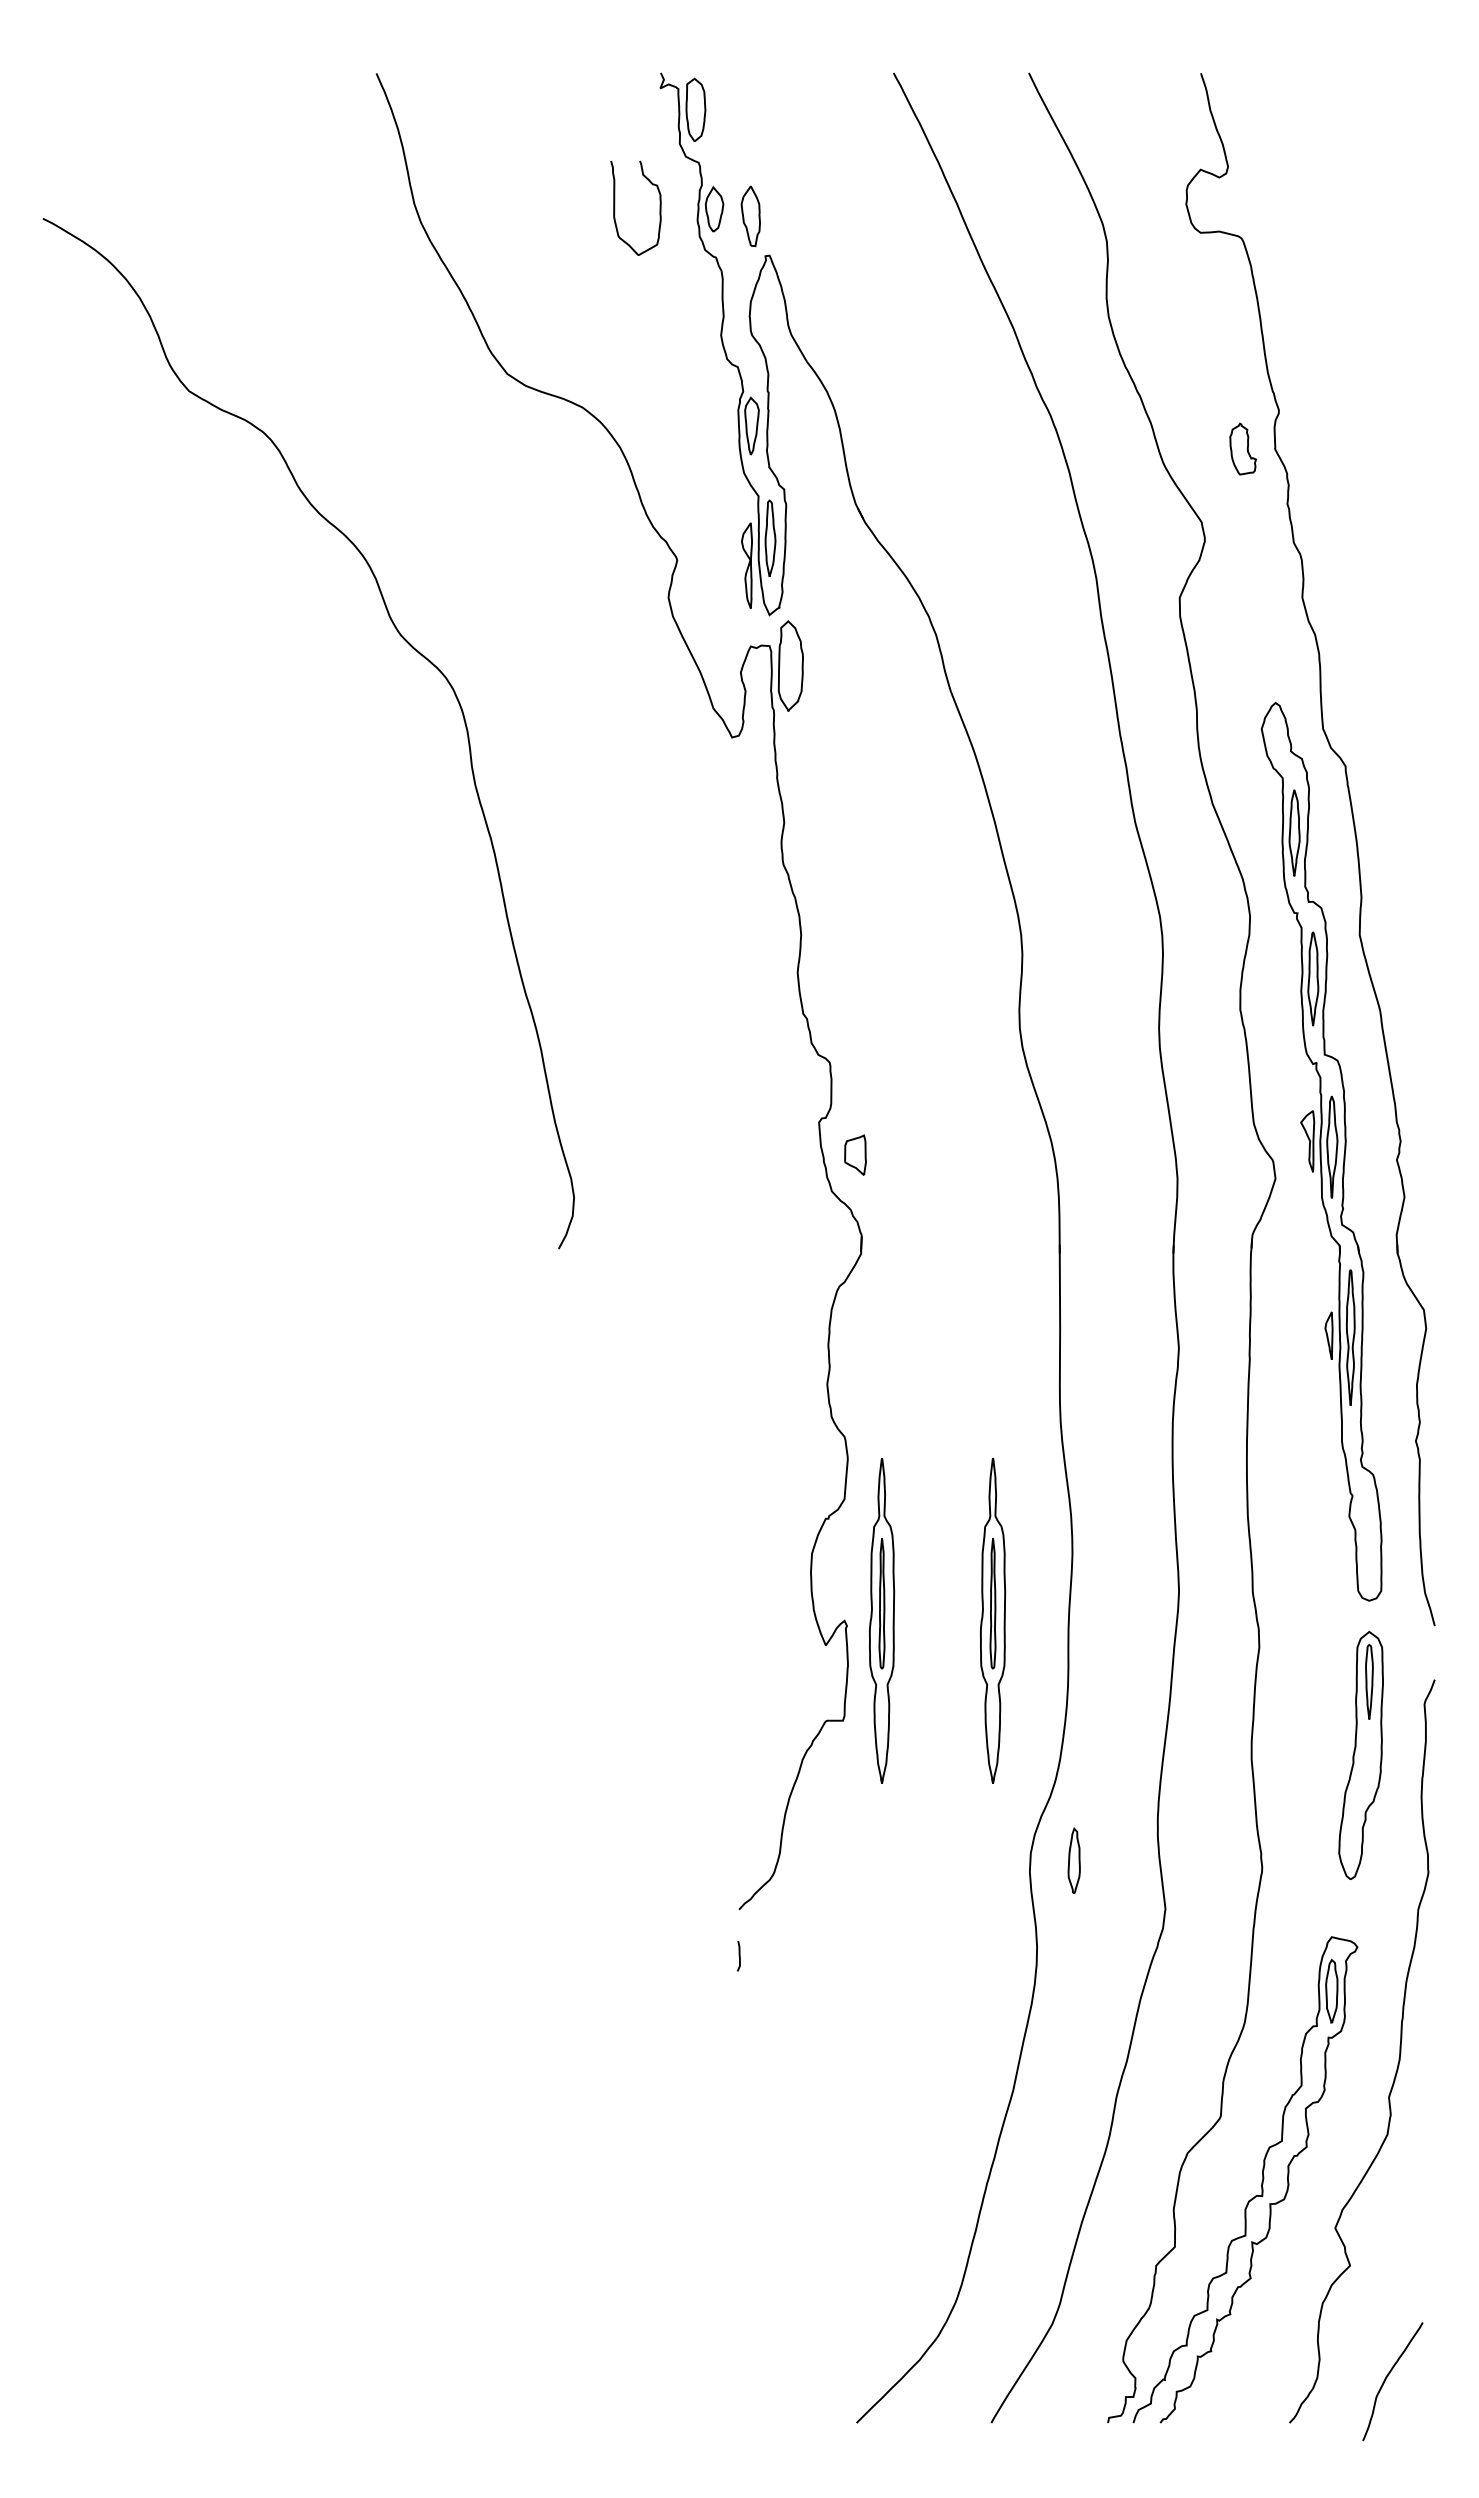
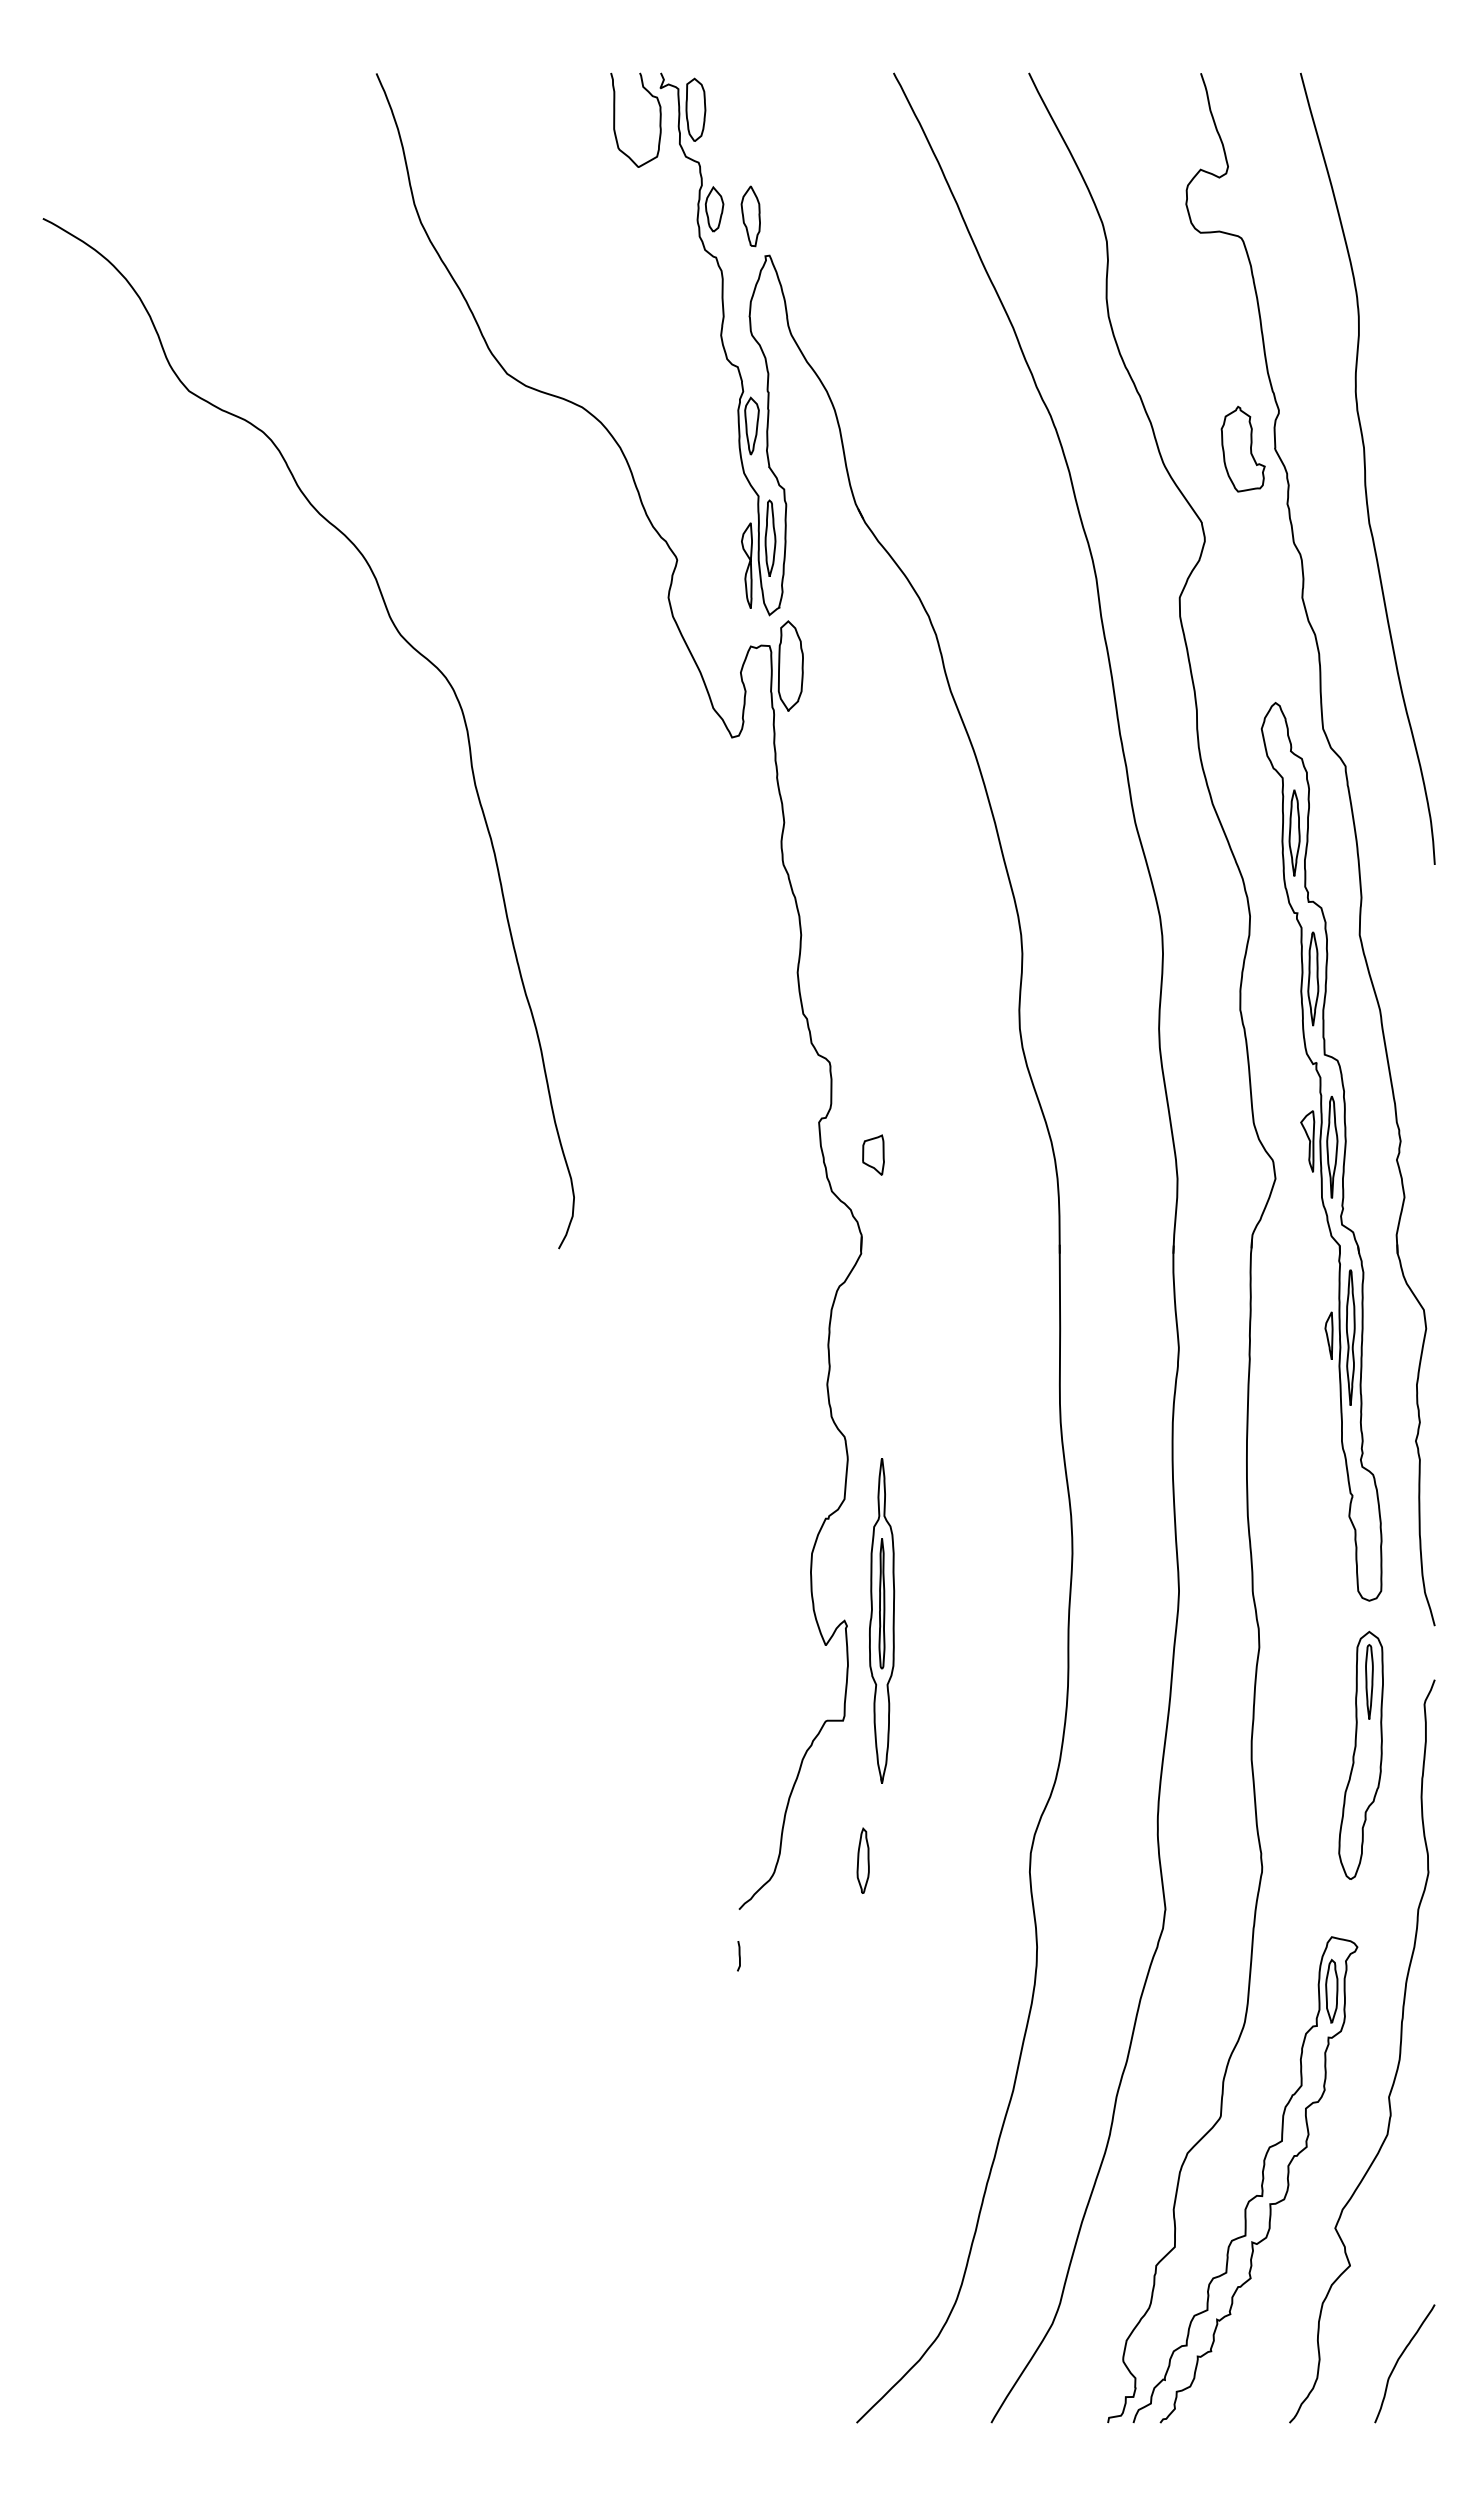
curve position: (615, 207) -> (615, 119) (615, 119)
part size: 28x54 px -> 46x88 px (1242, 448)
curve: none -> present (1365, 468)
part position: (855, 1154) -> (873, 1154) (873, 1154)
part: present -> none (993, 1620)
part position: (1073, 1860) -> (862, 1860) (862, 1860)
curve position: (1386, 2379) -> (1398, 2361) (1398, 2361)
